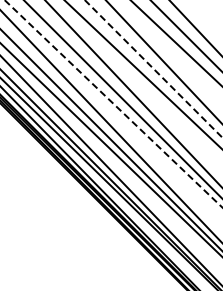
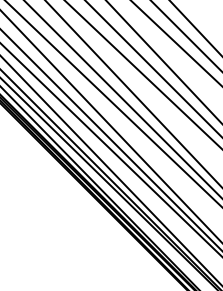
line: dashed -> solid (153, 69)
line: dashed -> solid (113, 103)
